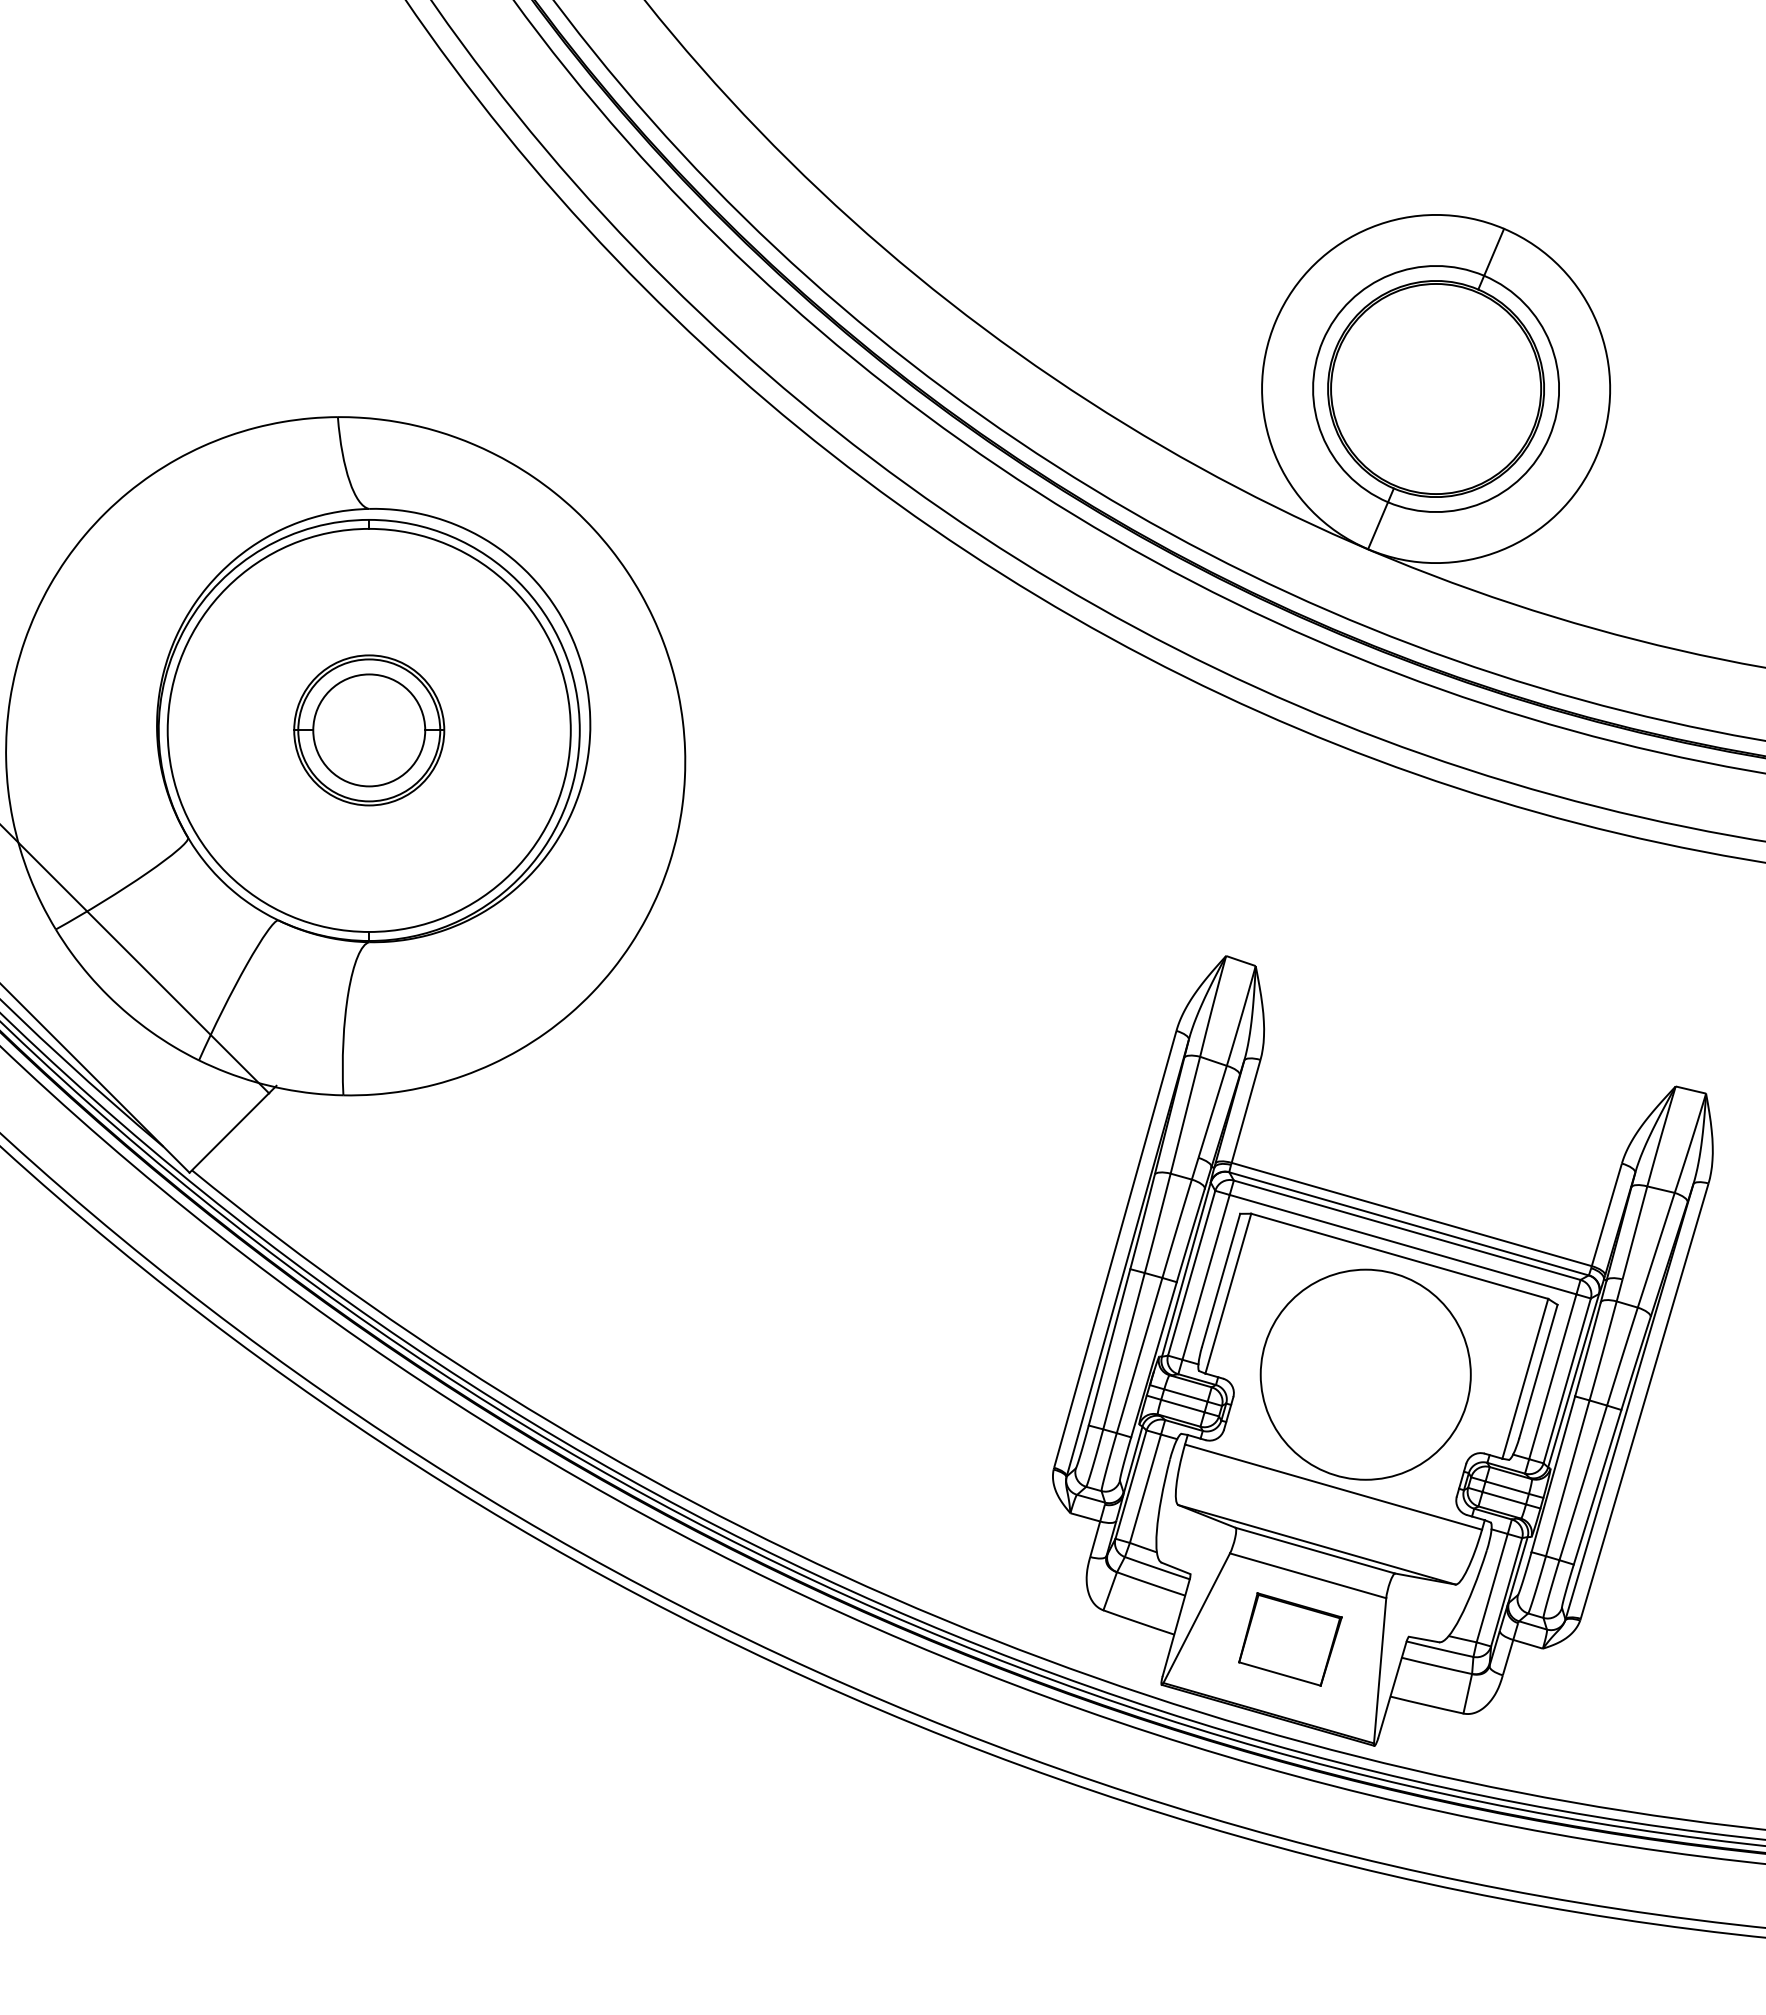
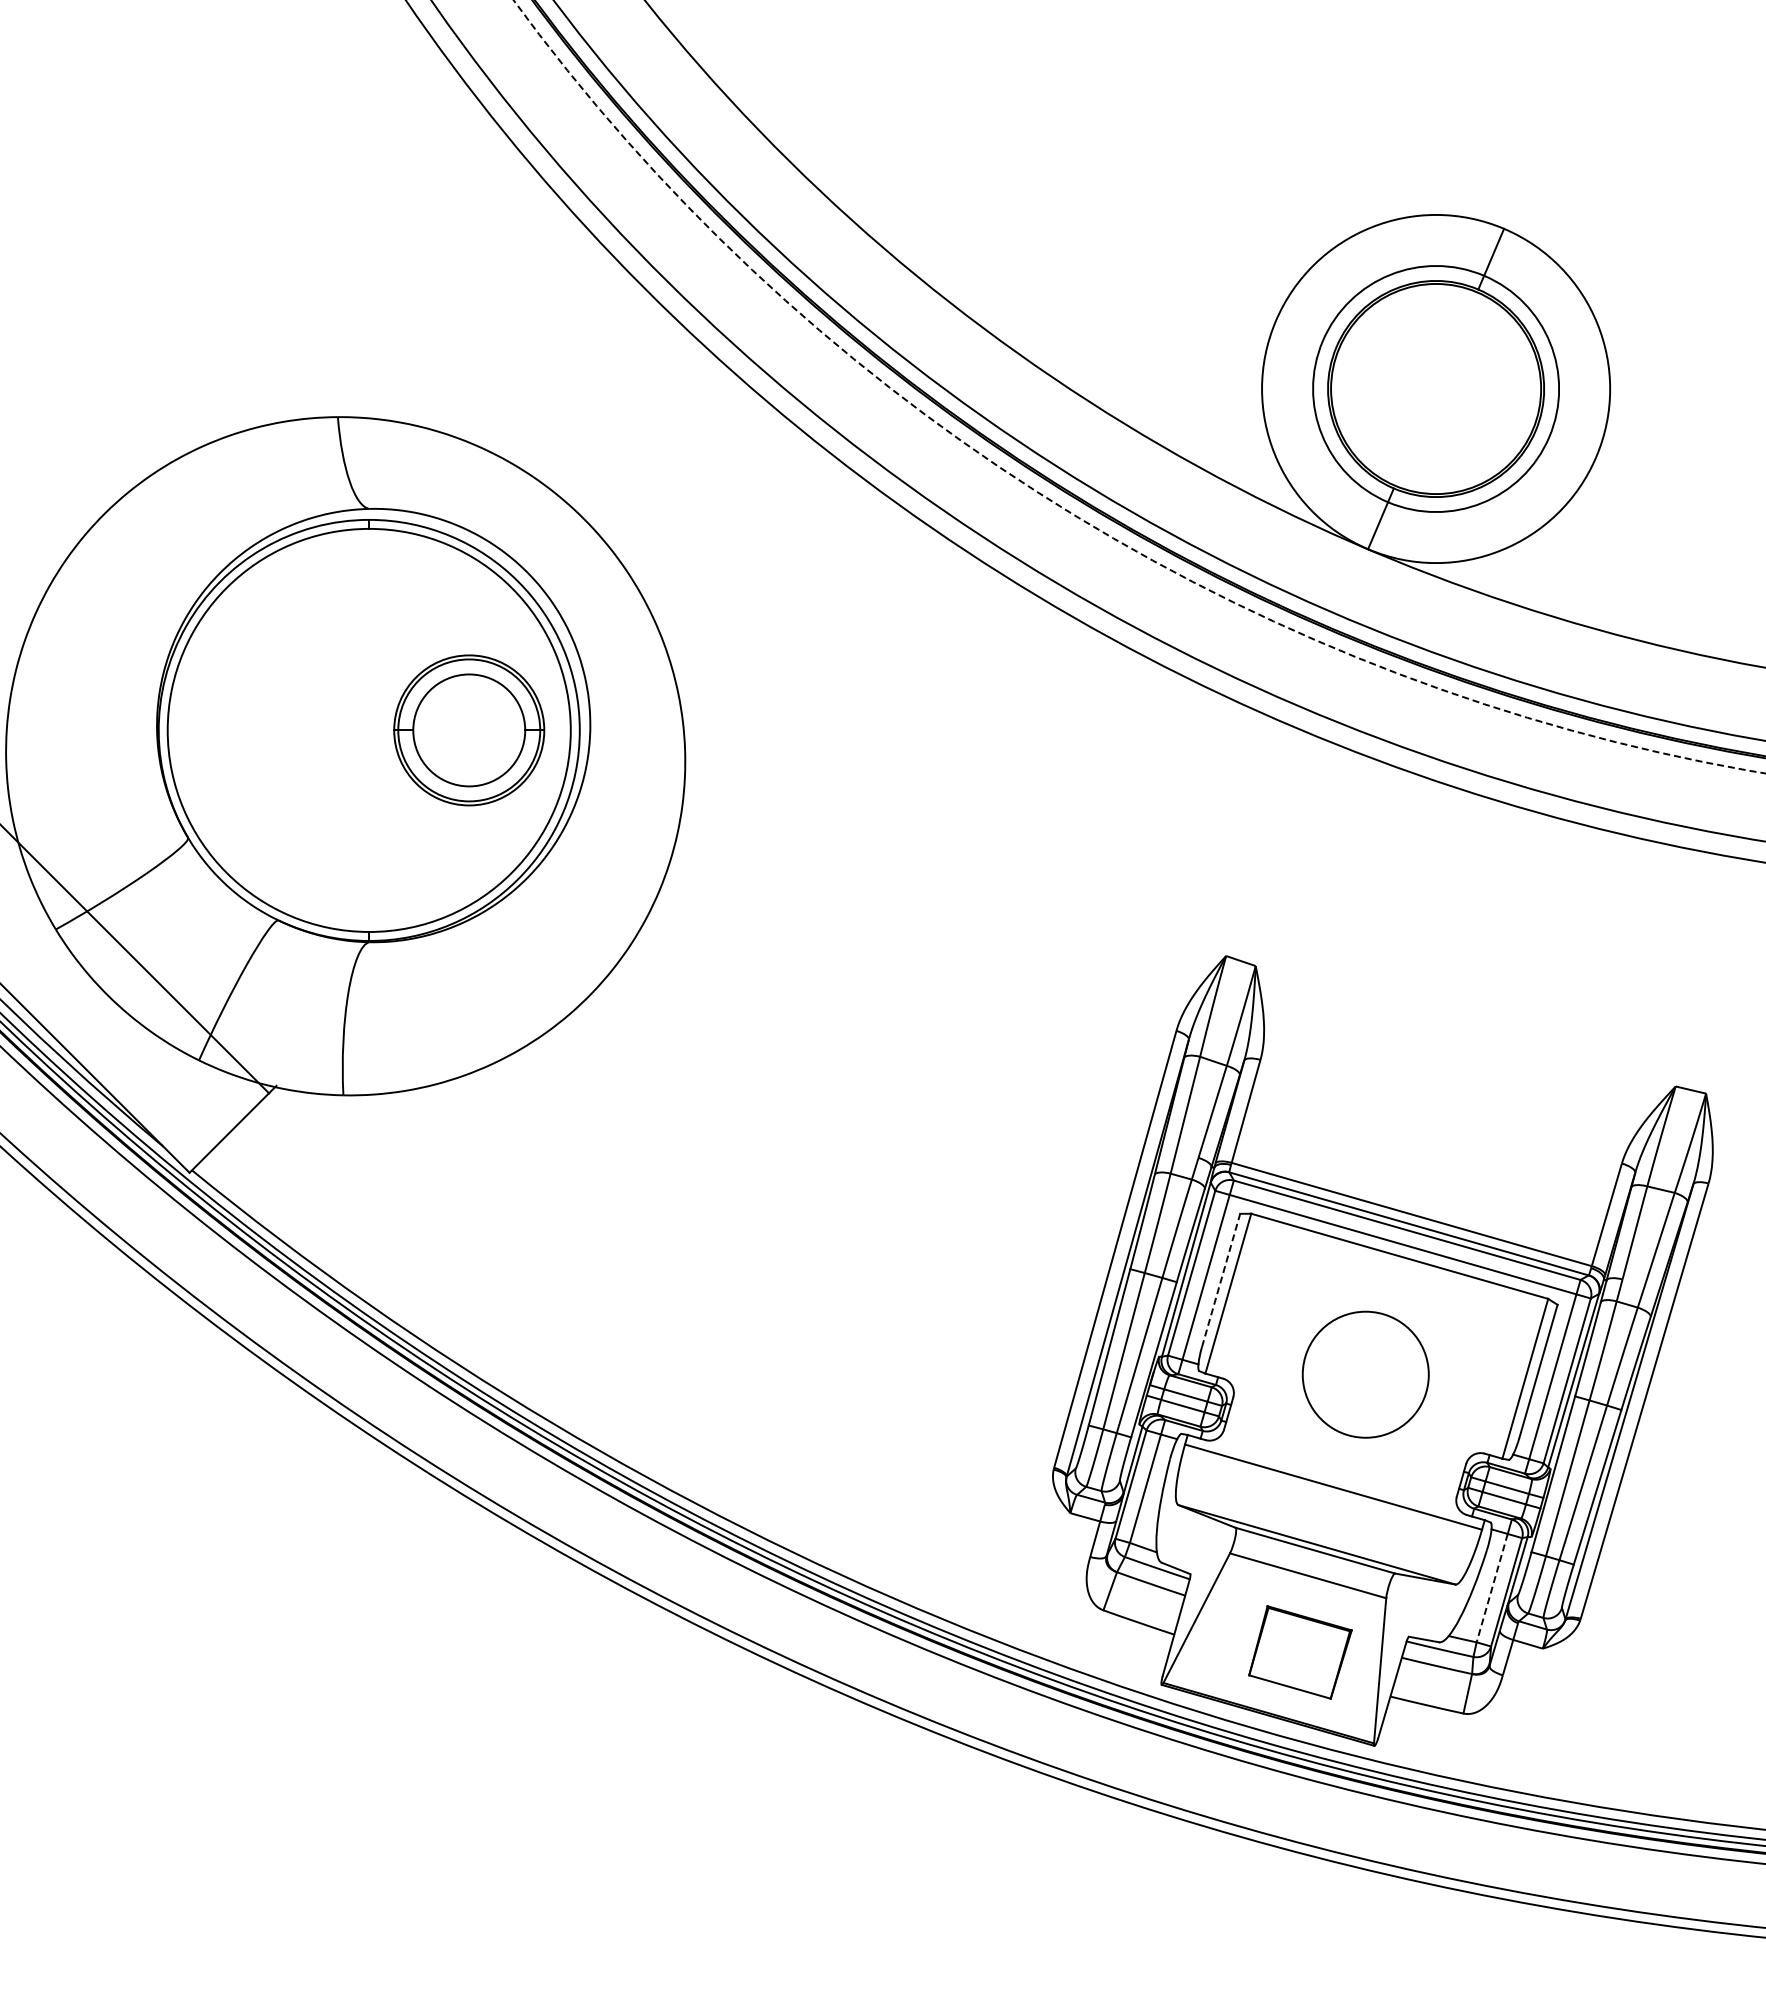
arc: solid -> dashed (1064, 509)
part position: (369, 730) -> (469, 730) (469, 730)
line: solid -> dashed (1221, 1279)
circle diameter: 210 px -> 126 px (1365, 1374)
line: solid -> dashed (1492, 1588)
part position: (1290, 1639) -> (1300, 1652) (1300, 1652)
